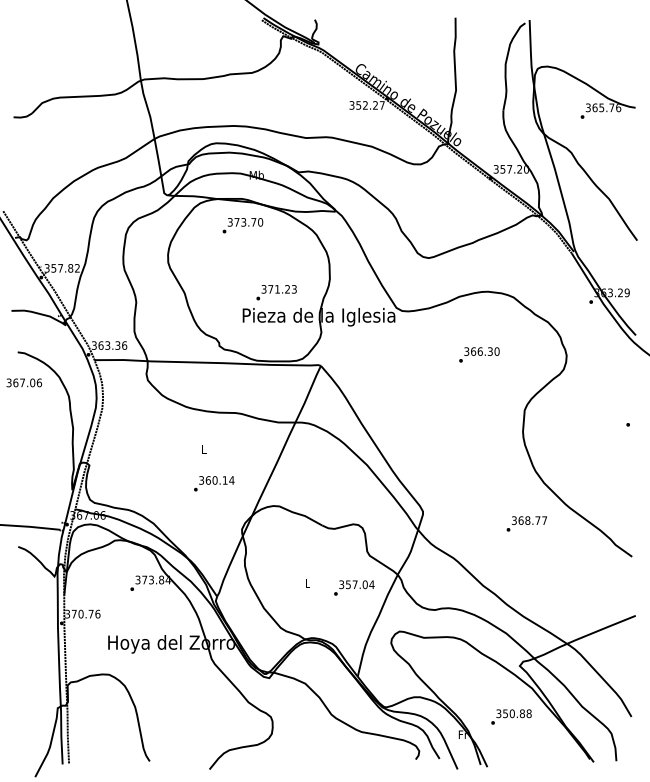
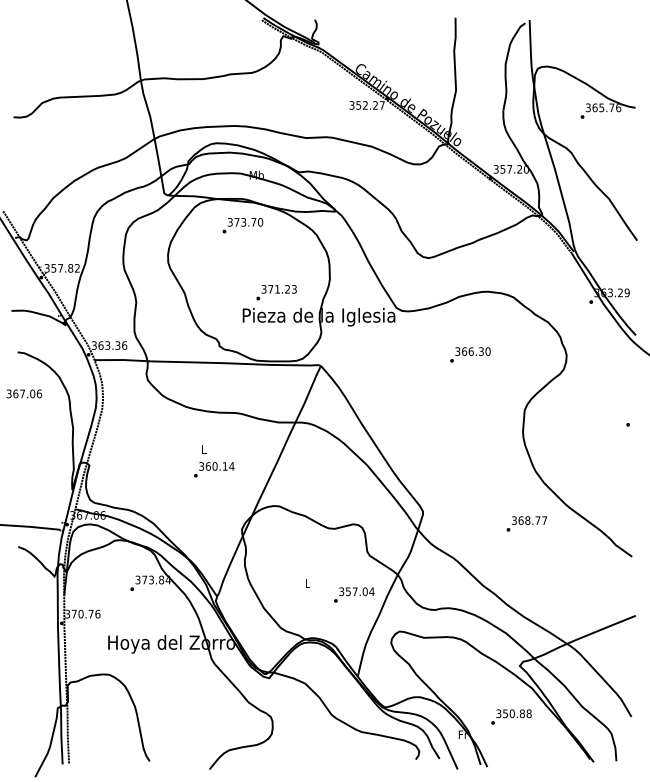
text position: (479, 354) -> (470, 354) (470, 354)
text position: (23, 382) -> (23, 393) (23, 393)
text position: (214, 483) -> (214, 469) (214, 469)
text position: (354, 587) -> (354, 594) (354, 594)
